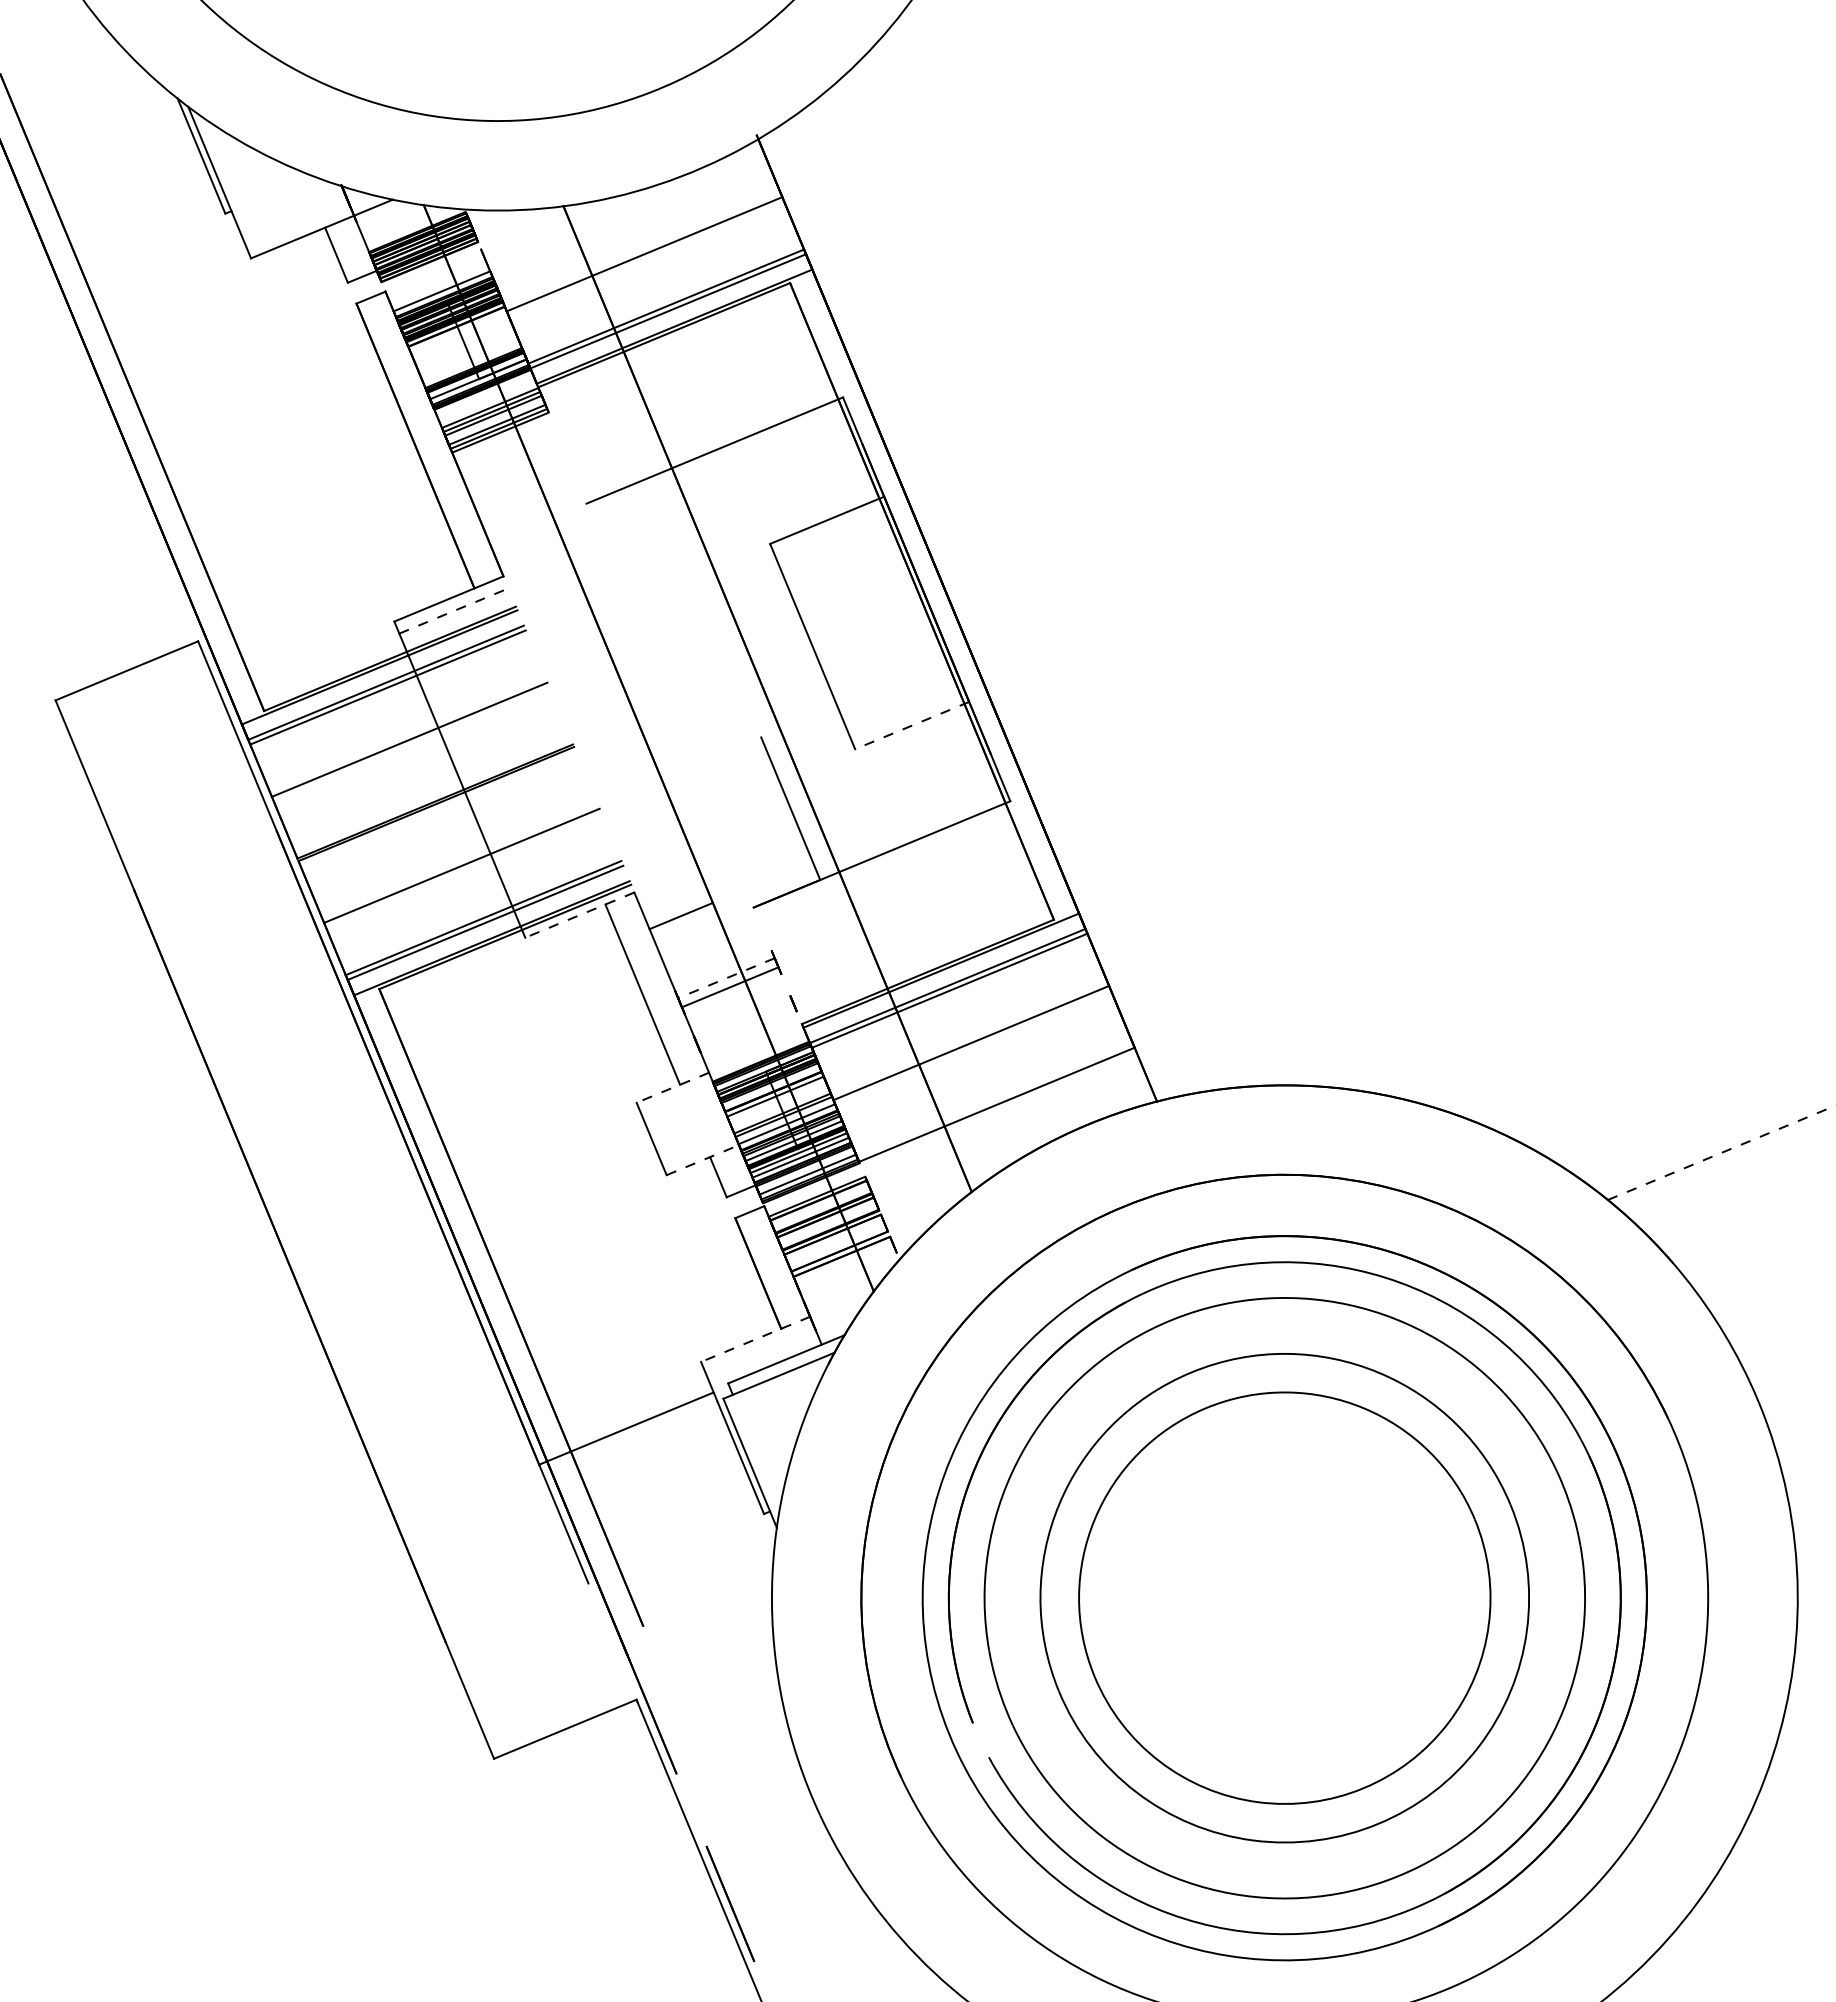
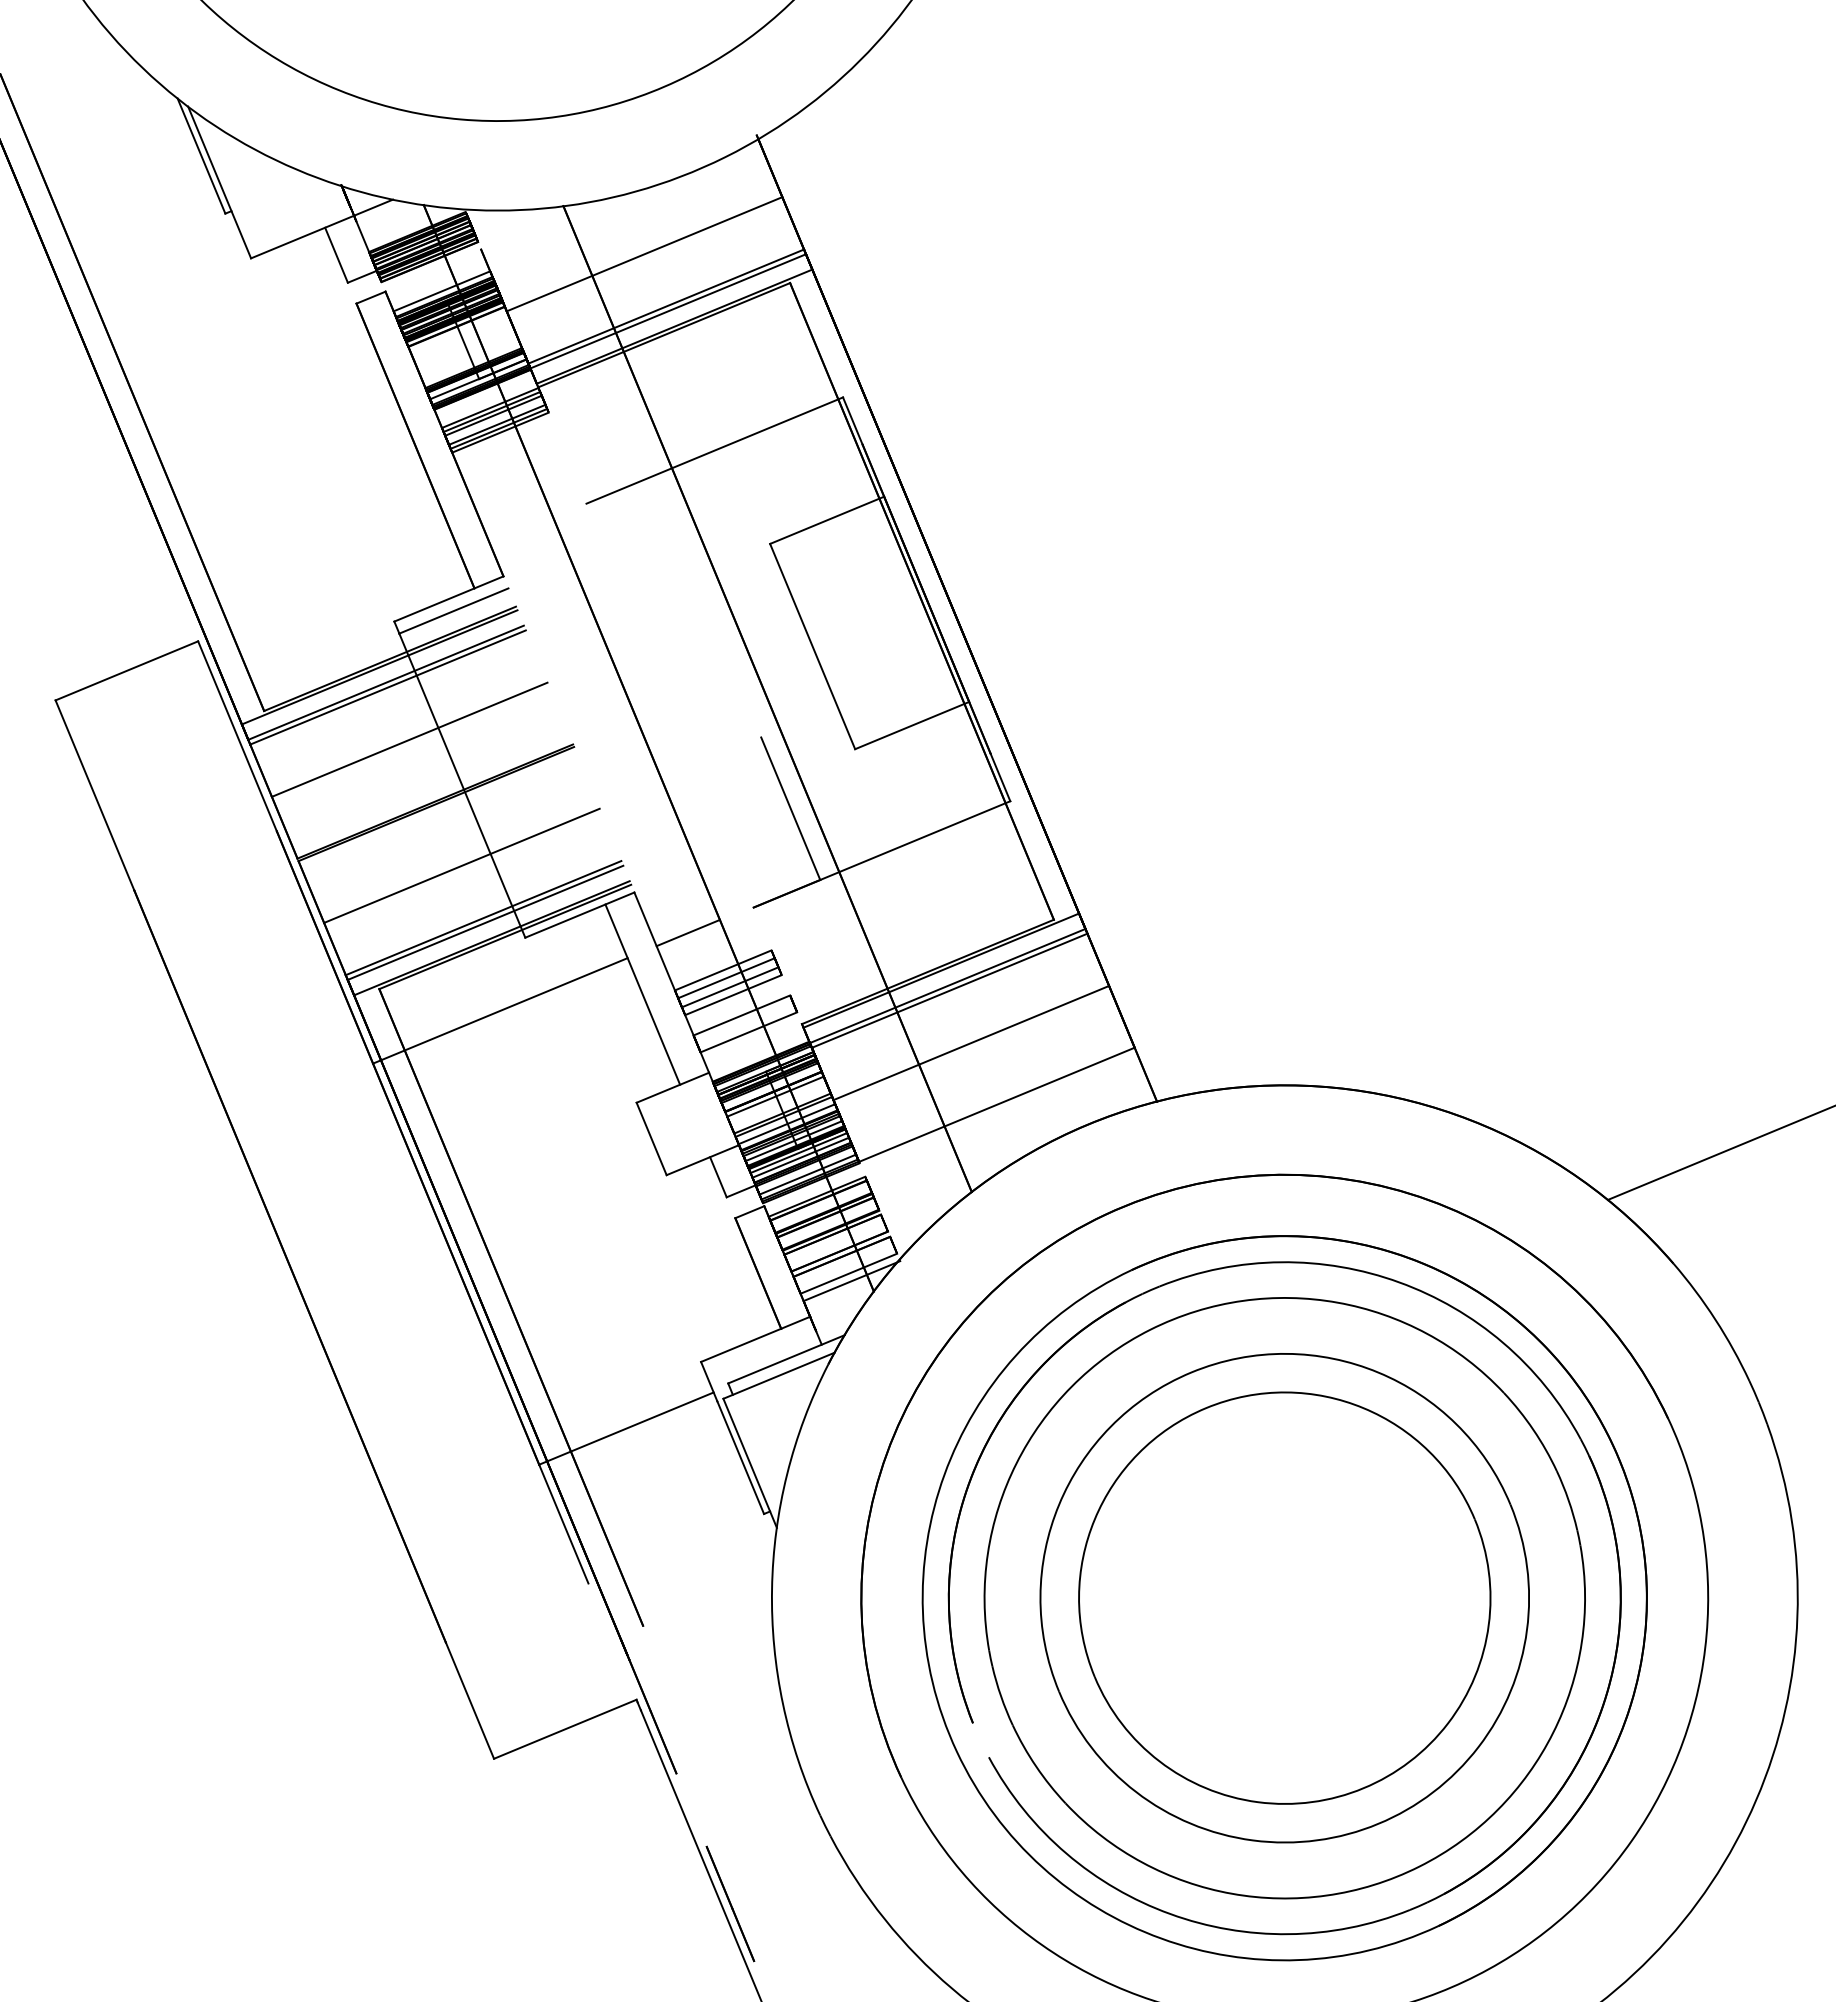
line: dashed -> solid (454, 610)
line: dashed -> solid (912, 725)
line: dashed -> solid (579, 915)
line position: (680, 915) -> (687, 932) (687, 932)
line: none -> present (722, 970)
line: dashed -> solid (726, 978)
line: none -> present (733, 995)
line: none -> present (500, 1010)
line: none -> present (741, 1015)
line: none -> present (748, 1032)
line: dashed -> solid (672, 1087)
line: dashed -> solid (1721, 1152)
line: dashed -> solid (703, 1159)
line: none -> present (848, 1273)
line: none -> present (851, 1281)
line: dashed -> solid (755, 1339)
